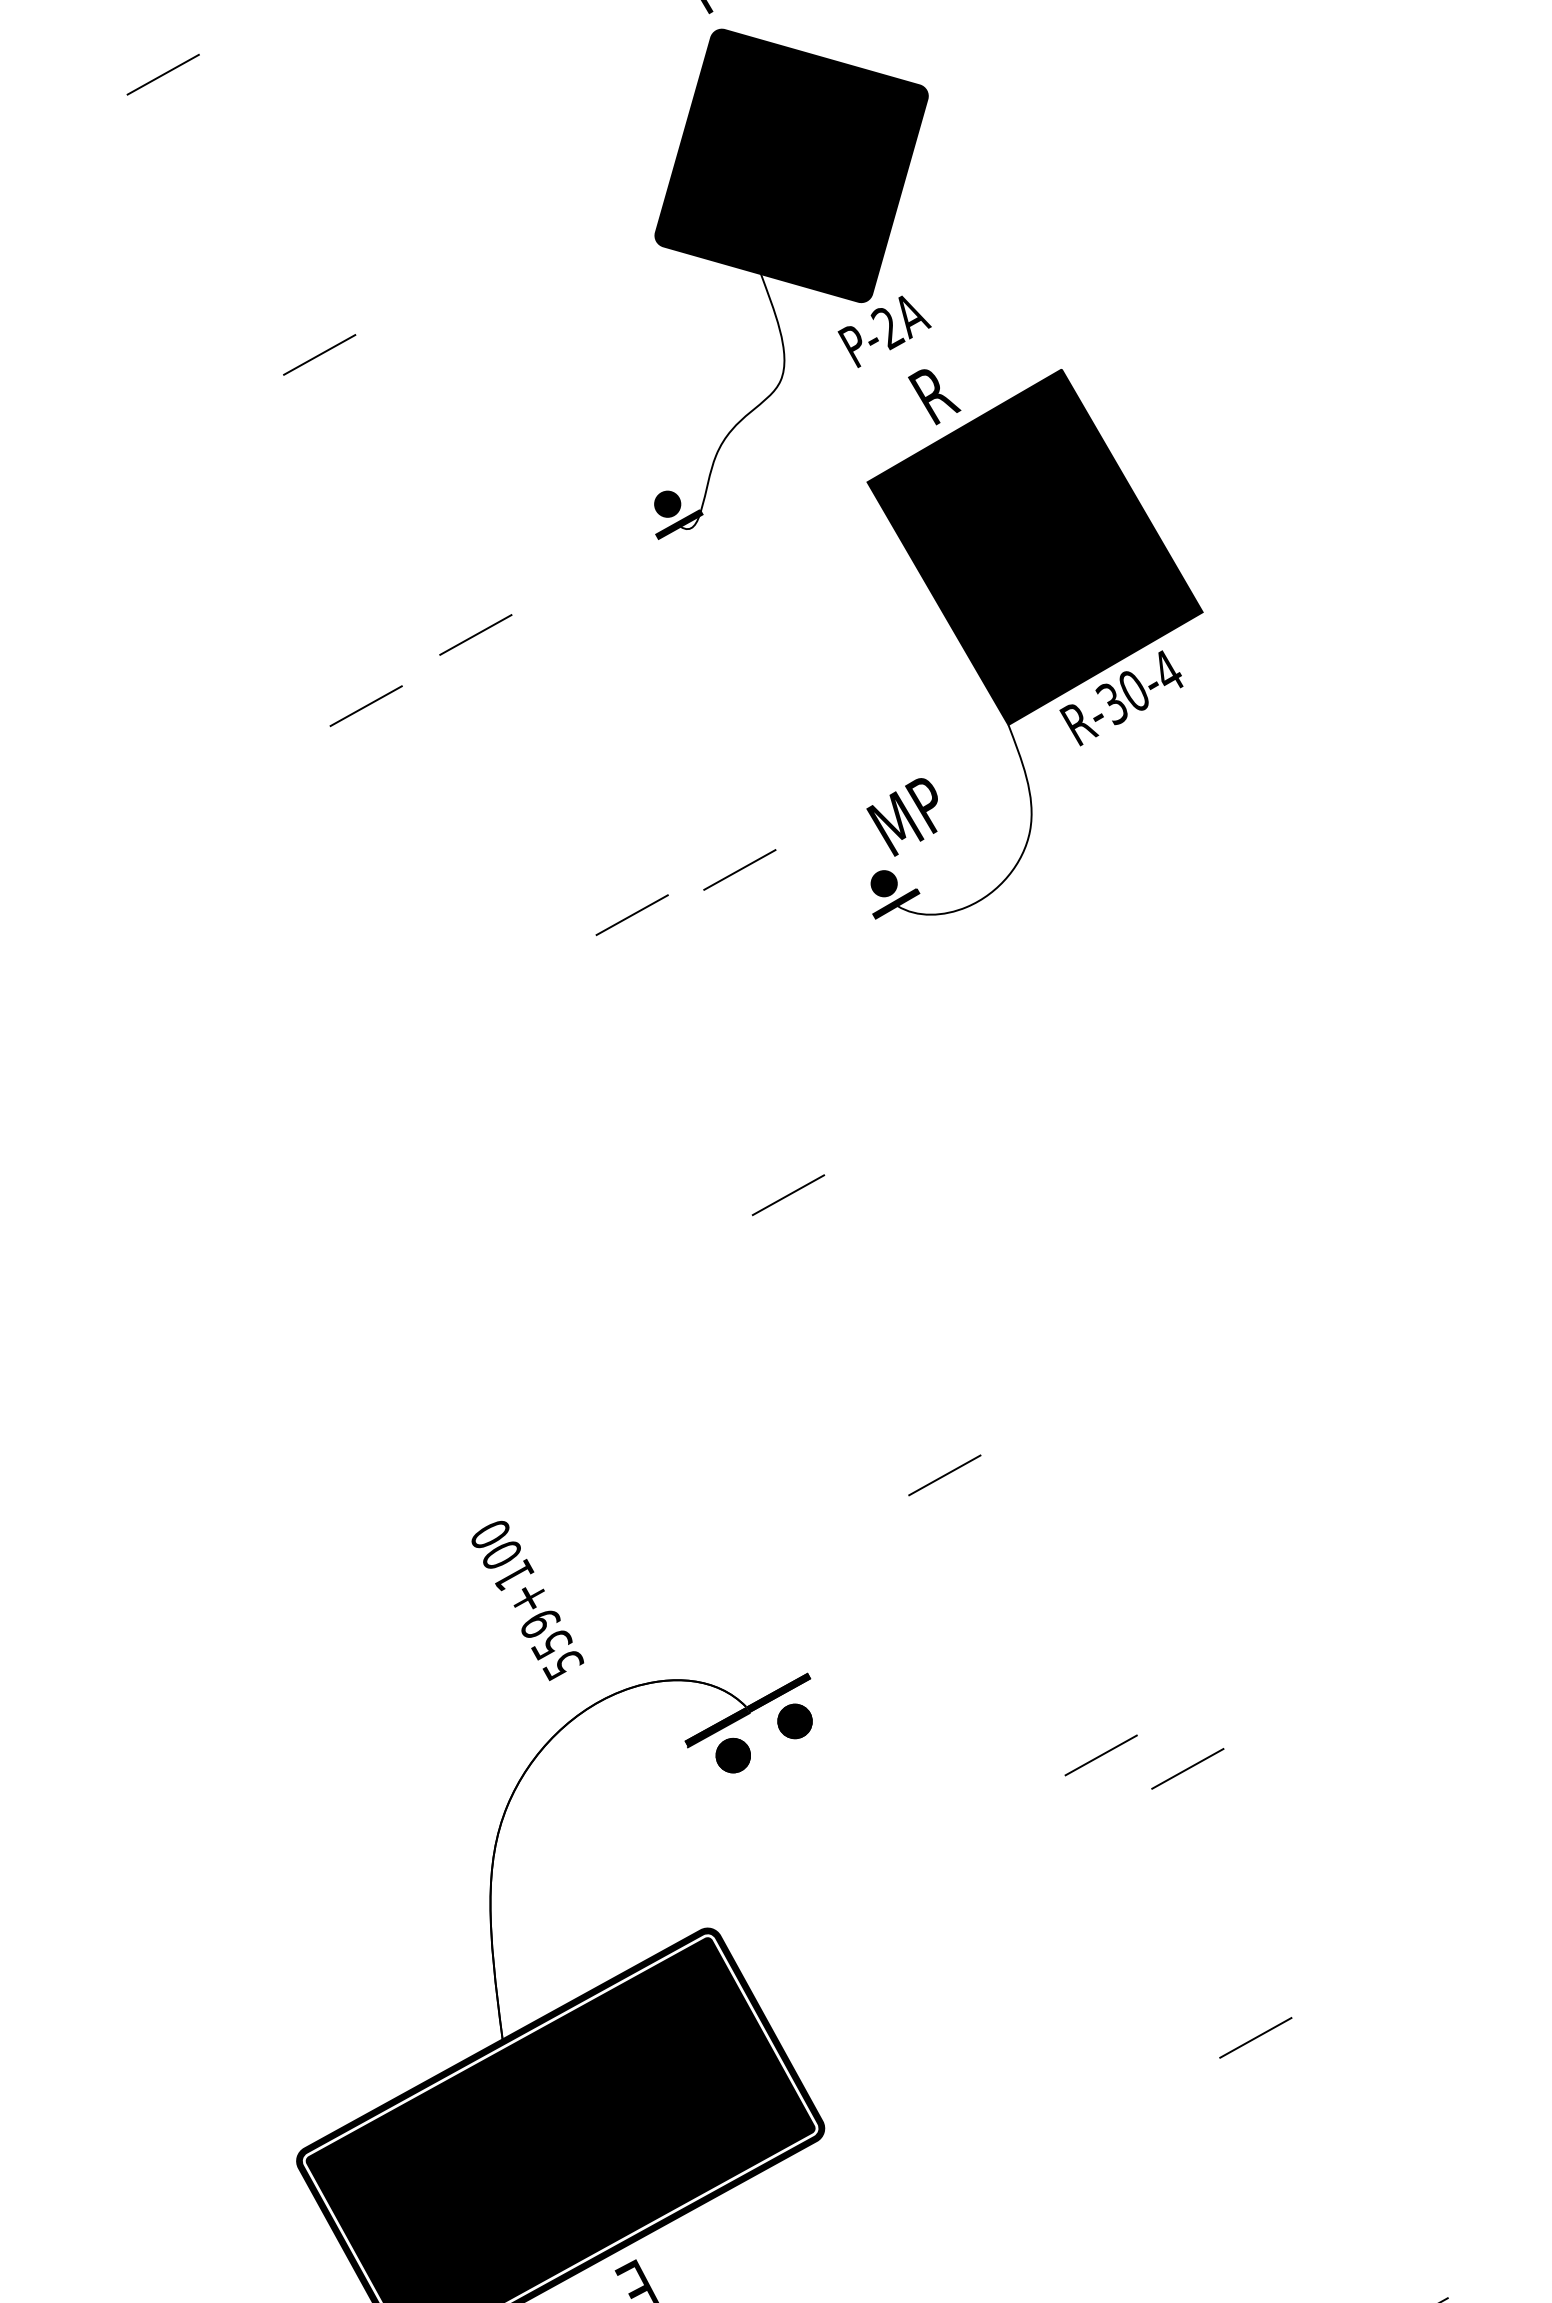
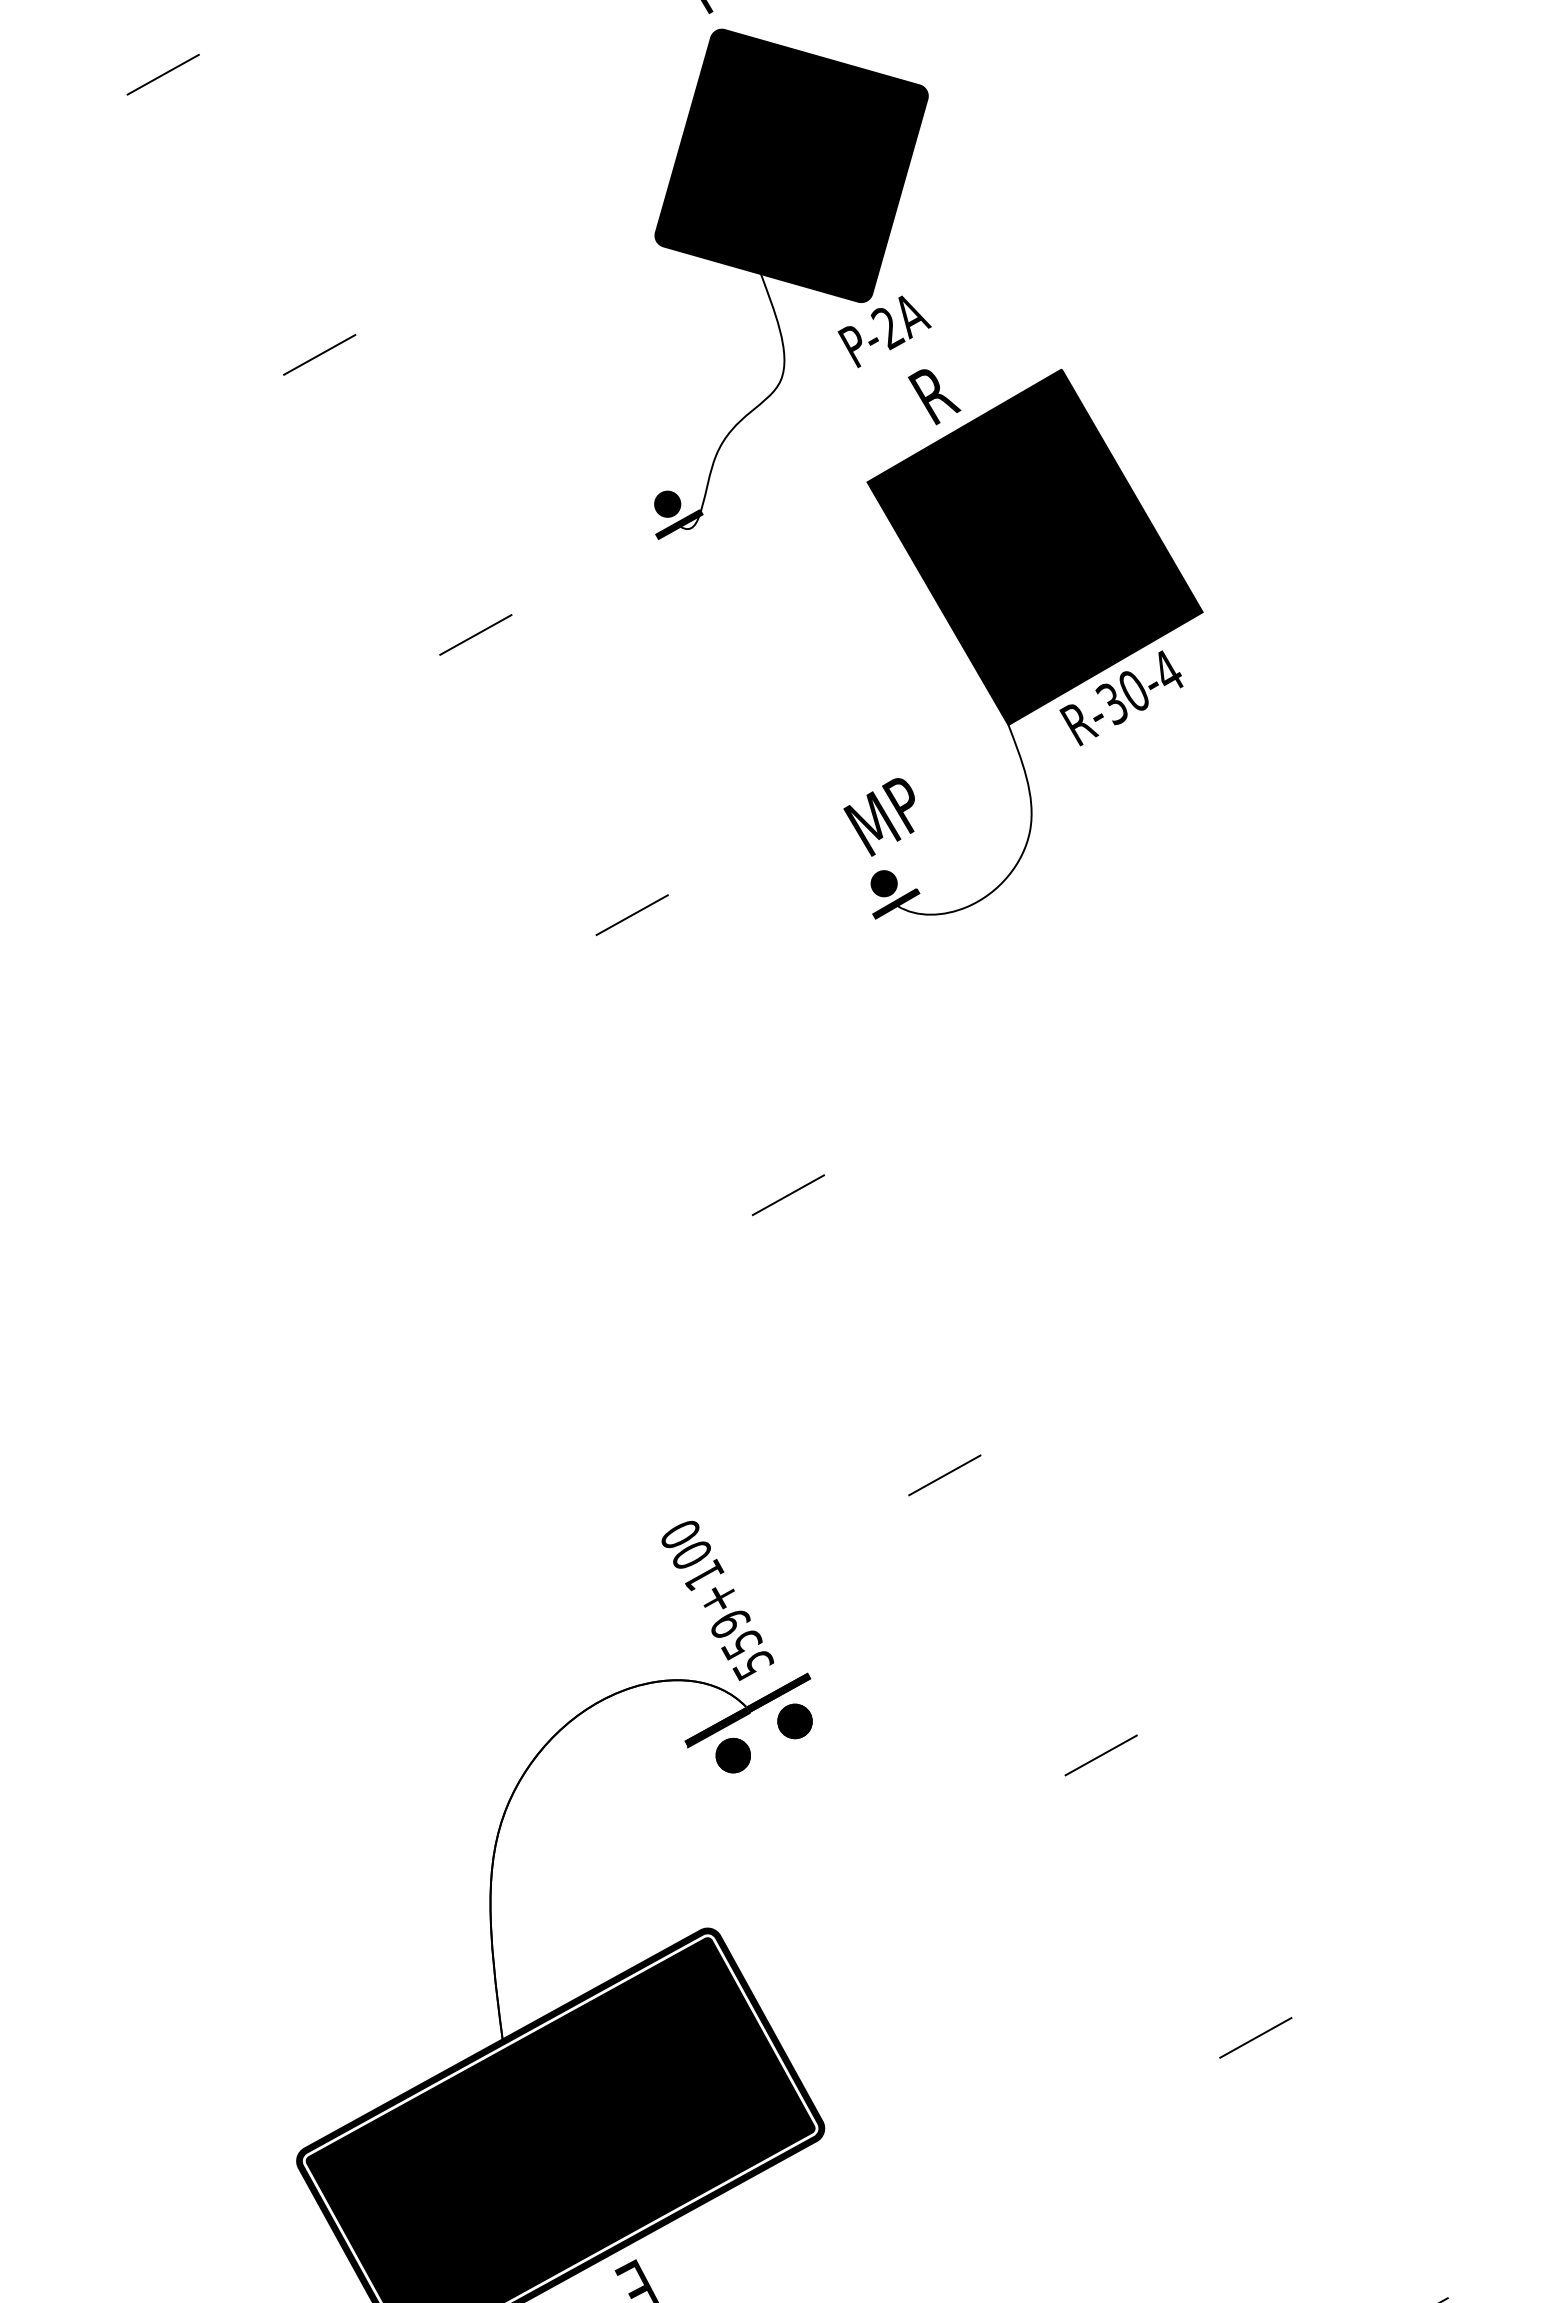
line: present -> none (365, 706)
text position: (901, 817) -> (878, 817) (878, 817)
line: present -> none (739, 869)
text position: (527, 1600) -> (717, 1600) (717, 1600)
line: present -> none (1187, 1768)
